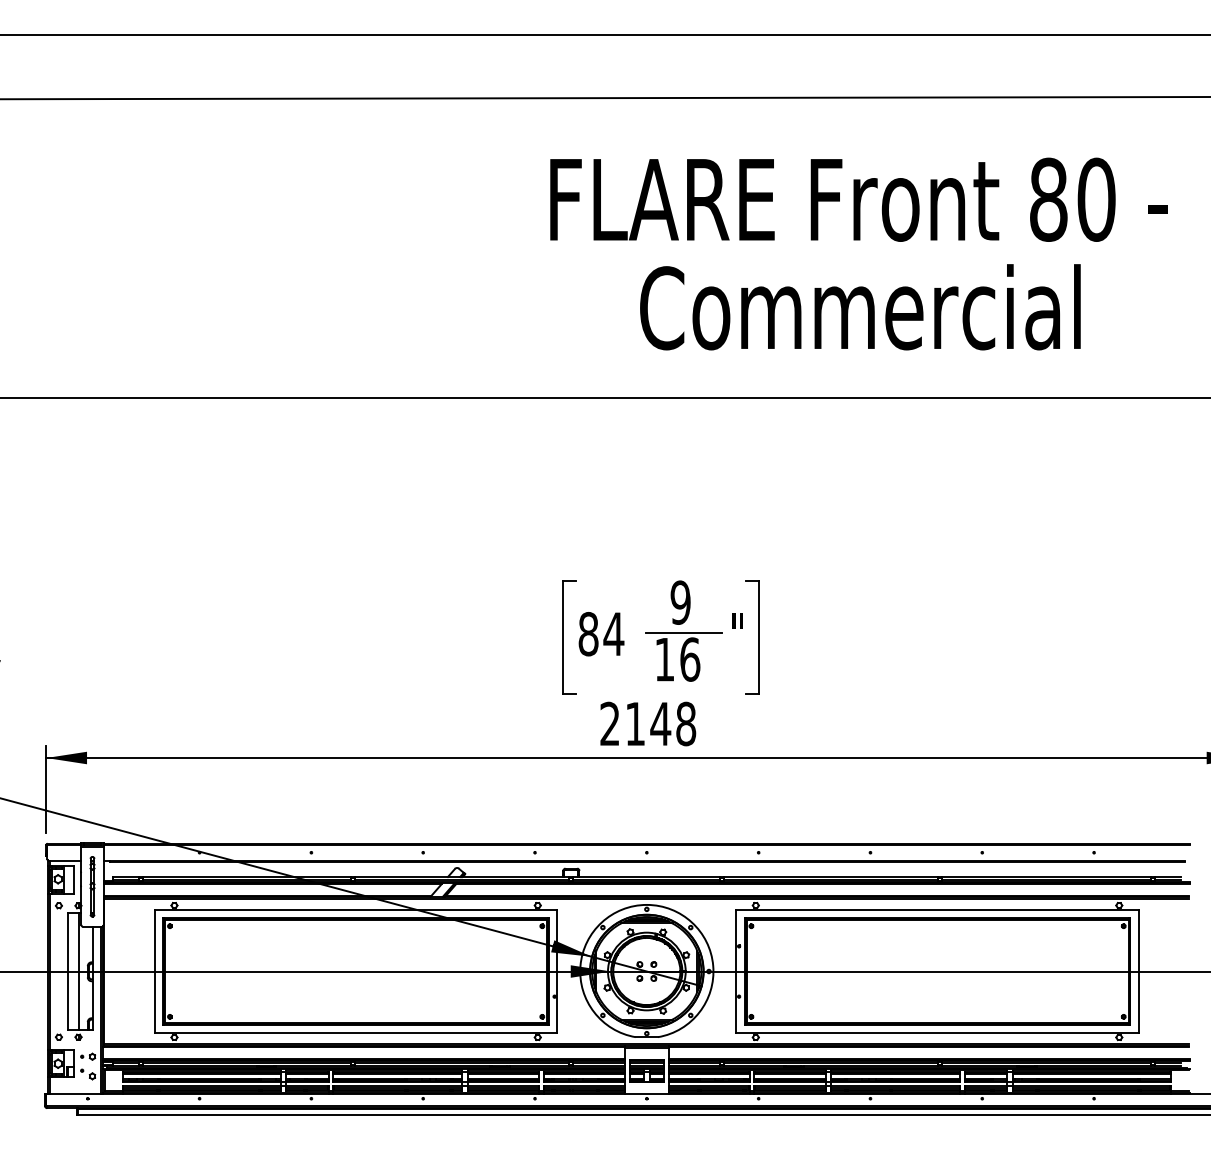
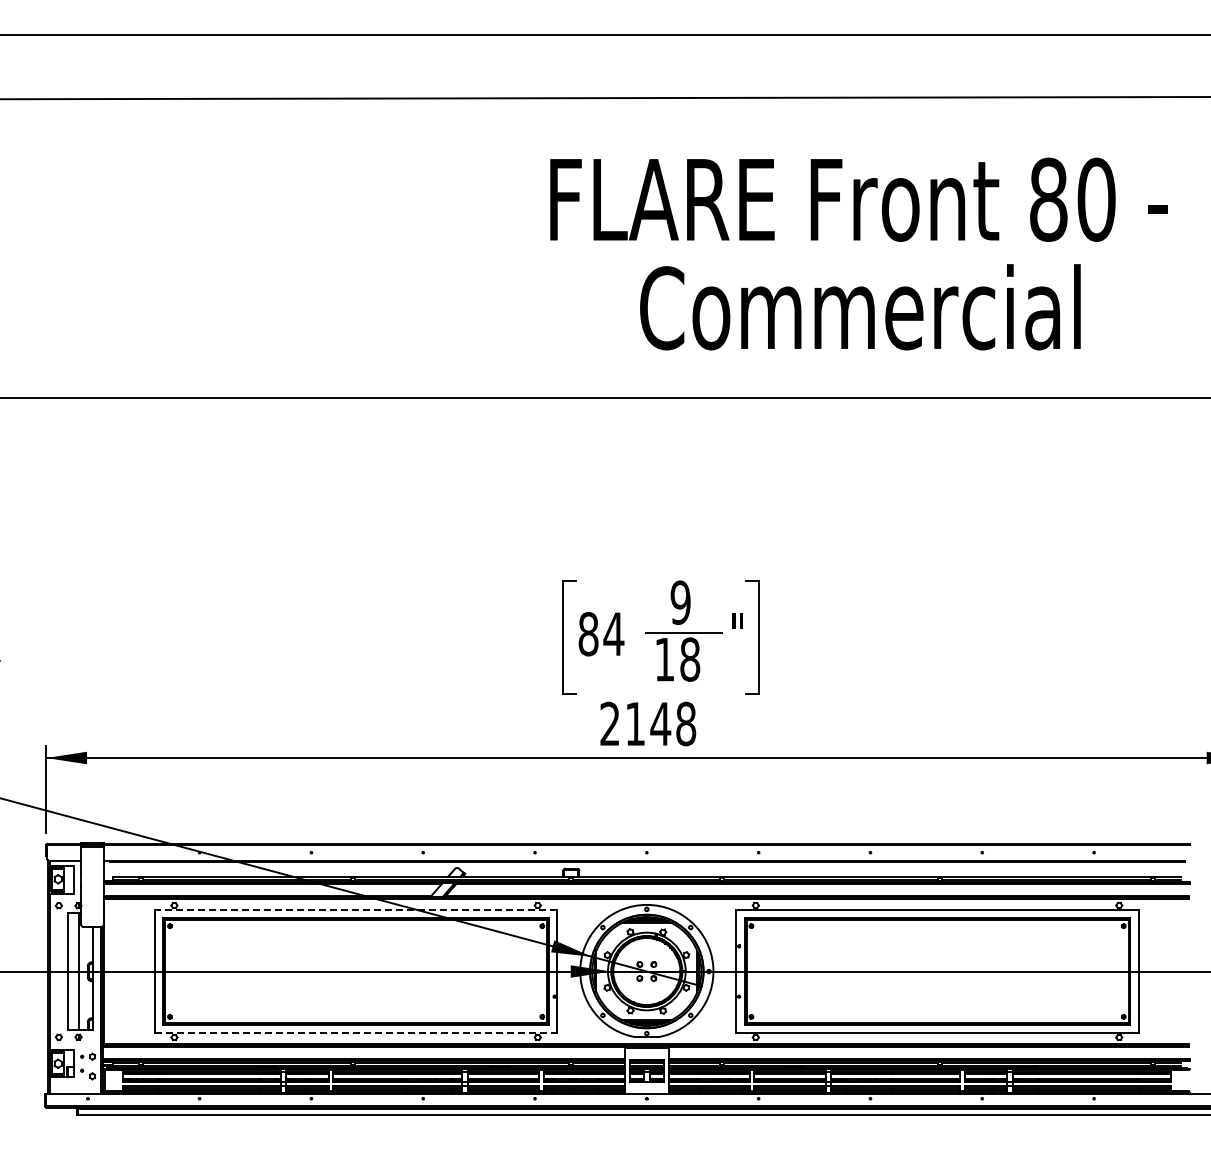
text: 16 -> 18 (690, 659)
part: present -> none (92, 886)
line: solid -> dashed (355, 910)
line: solid -> dashed (356, 1033)
